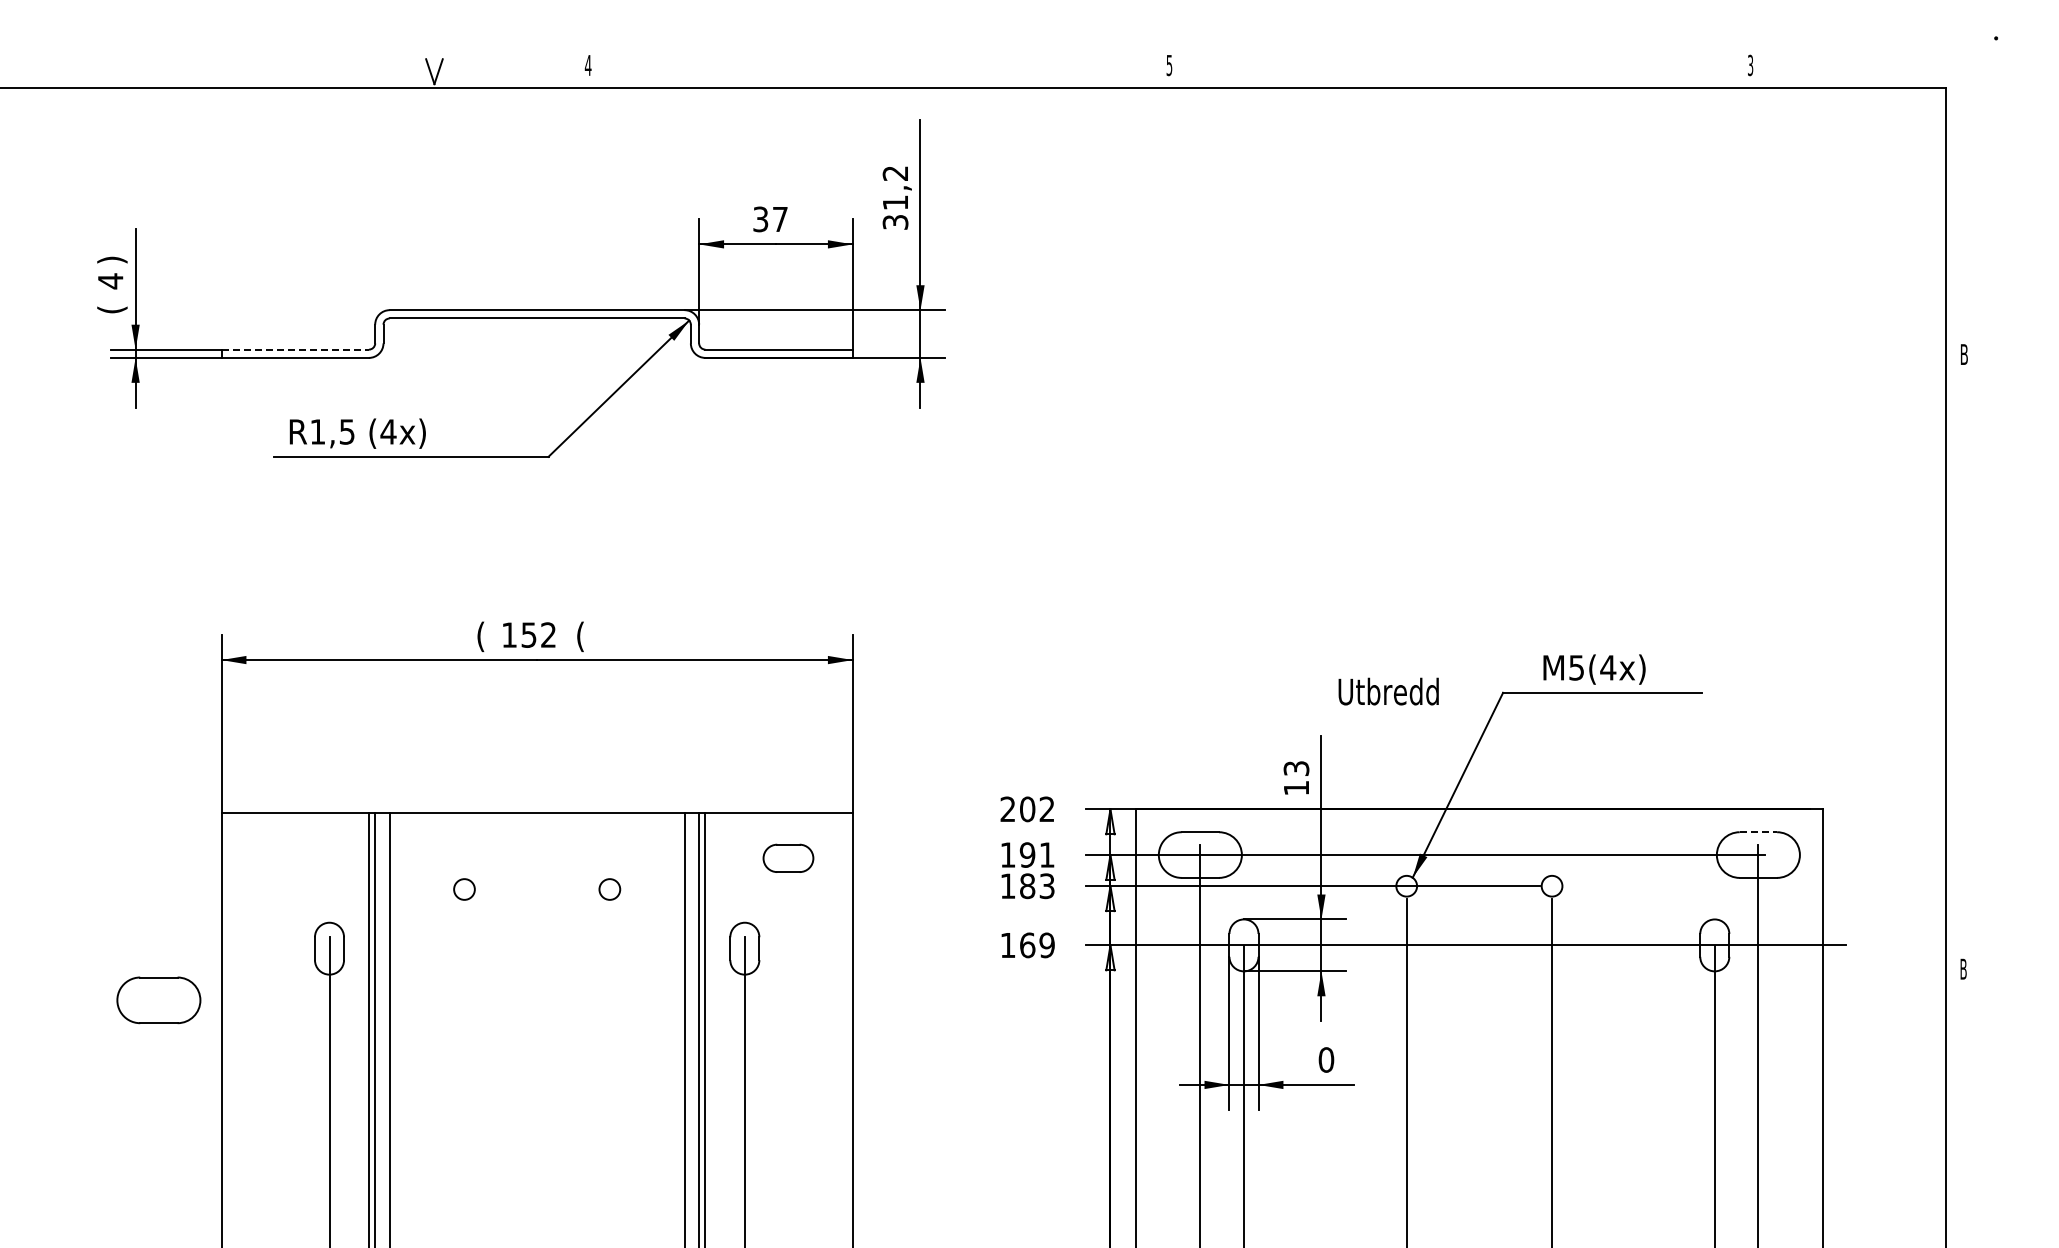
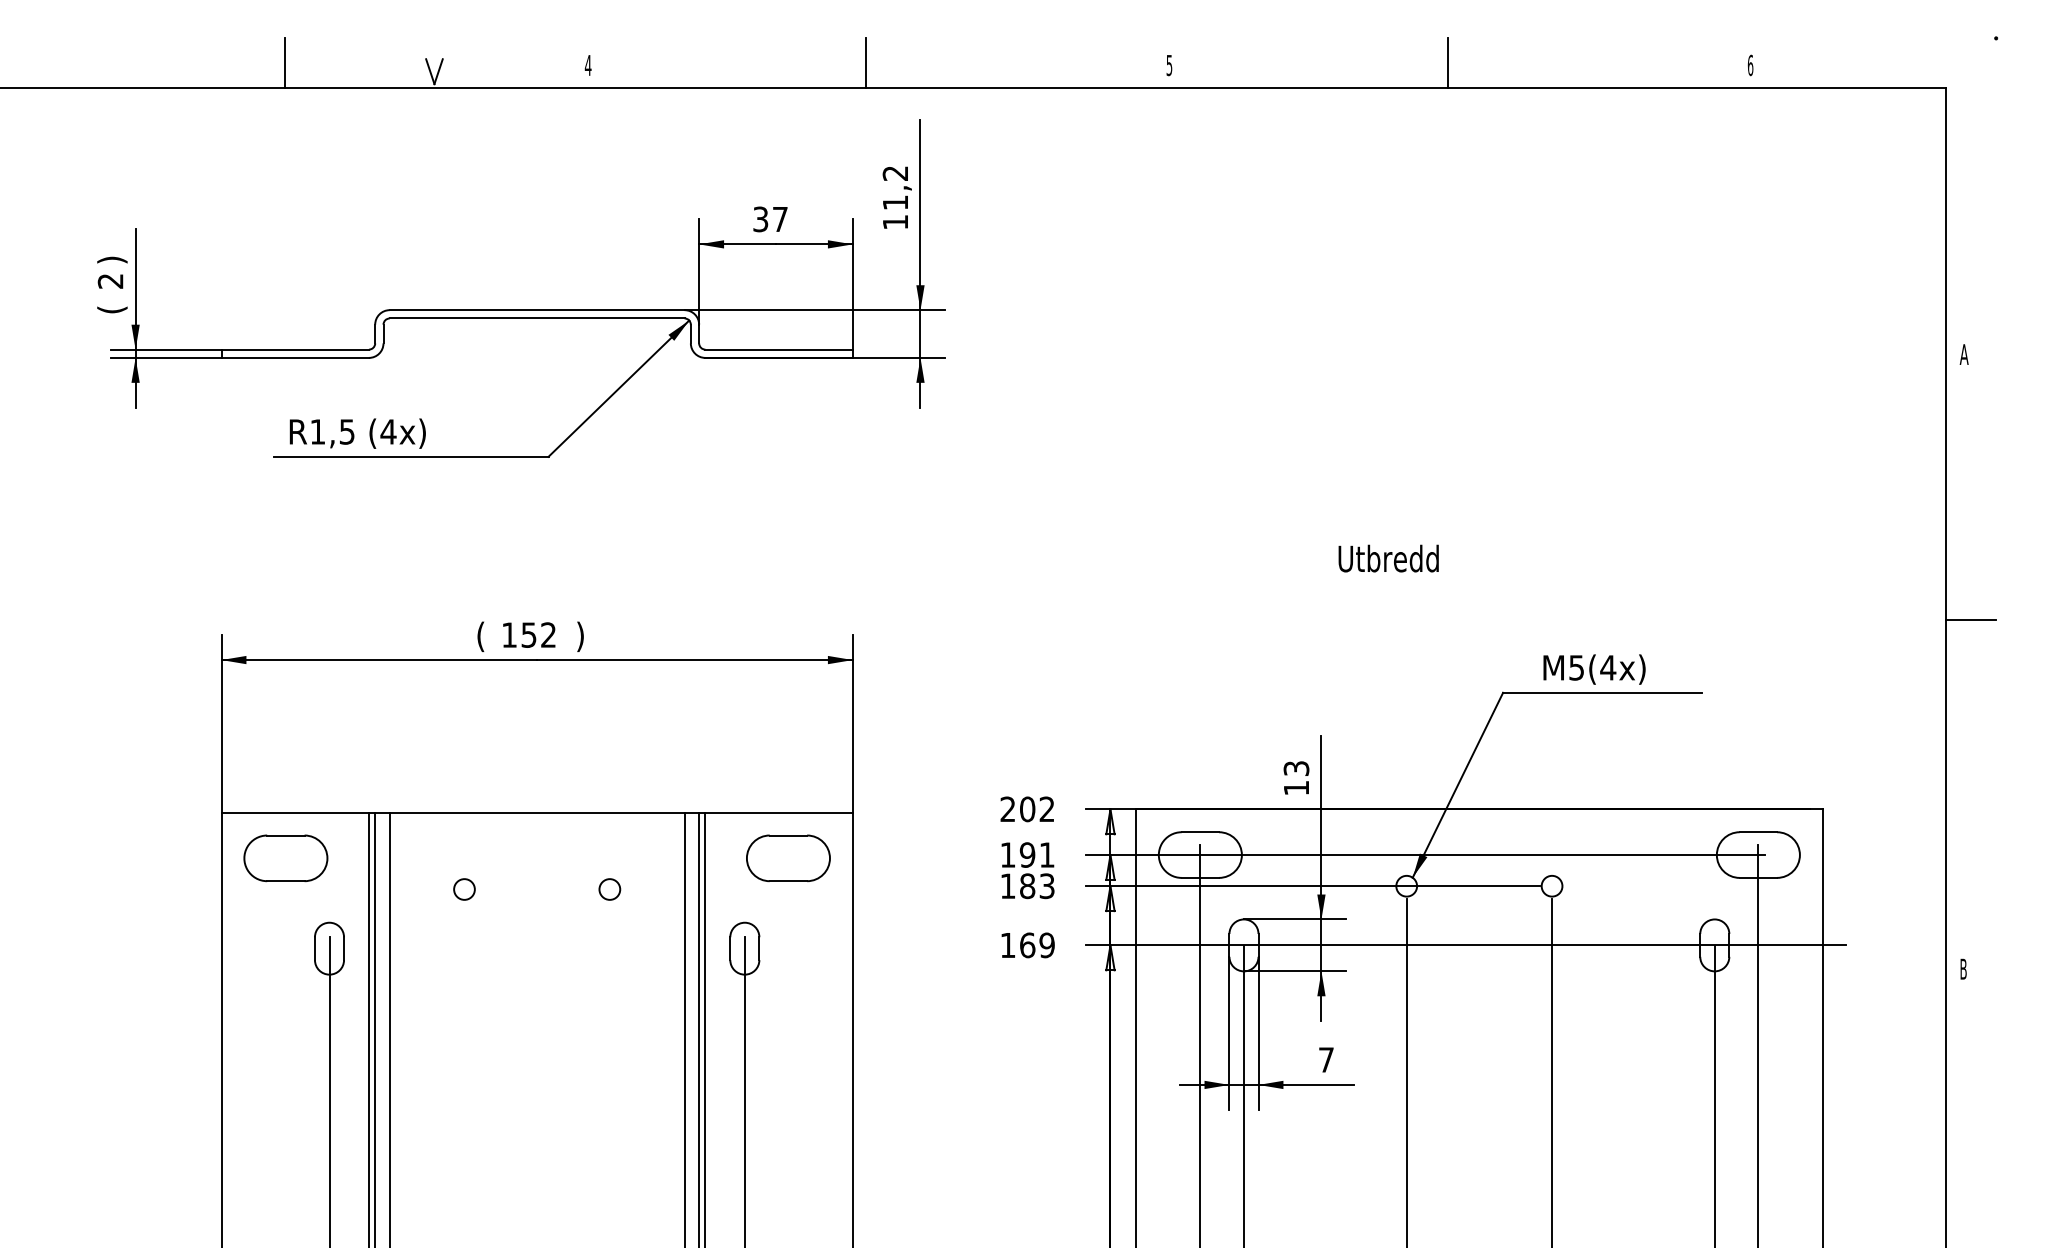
line: none -> present (285, 63)
line: none -> present (866, 63)
line: none -> present (1447, 63)
text: 3 -> 6 (1750, 65)
text: 31,2 -> 11,2 (895, 222)
text: 4 -> 2 (110, 281)
line: dashed -> solid (295, 349)
text: B -> A (1963, 354)
line: none -> present (1971, 619)
text: ( -> ) (580, 636)
text position: (1388, 691) -> (1388, 558) (1388, 558)
line: dashed -> solid (1758, 832)
part size: 53x30 px -> 85x49 px (788, 858)
part position: (158, 1000) -> (285, 858) (285, 858)
text: 0 -> 7 (1326, 1059)
